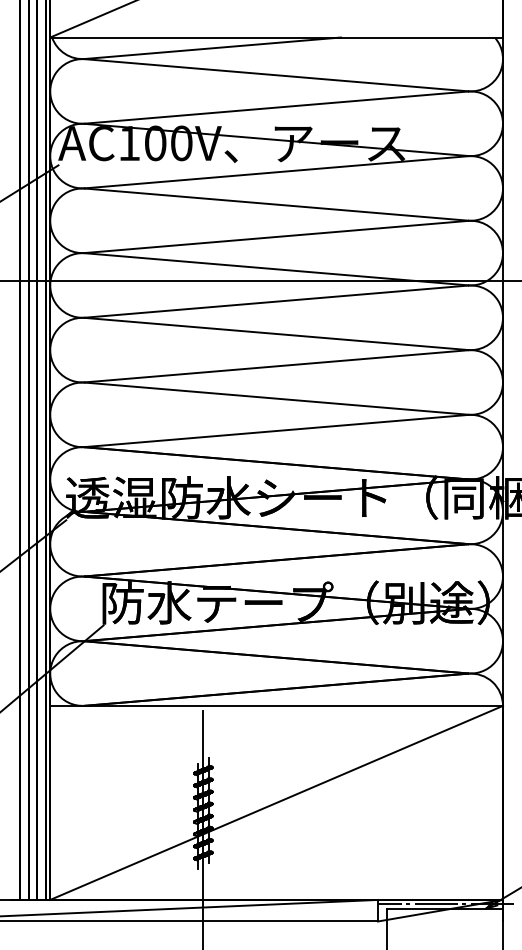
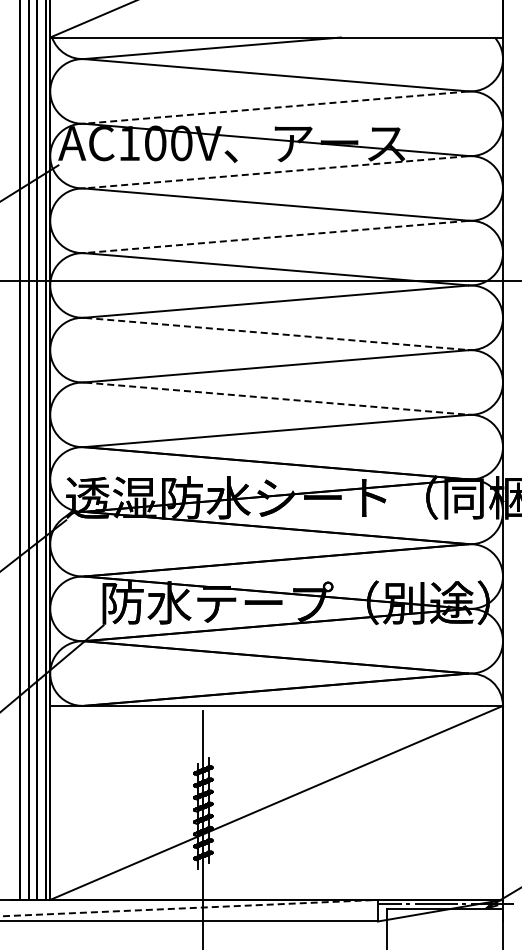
line: solid -> dashed (276, 107)
line: solid -> dashed (276, 172)
line: solid -> dashed (276, 236)
line: solid -> dashed (276, 333)
line: solid -> dashed (276, 398)
line: solid -> dashed (189, 908)
